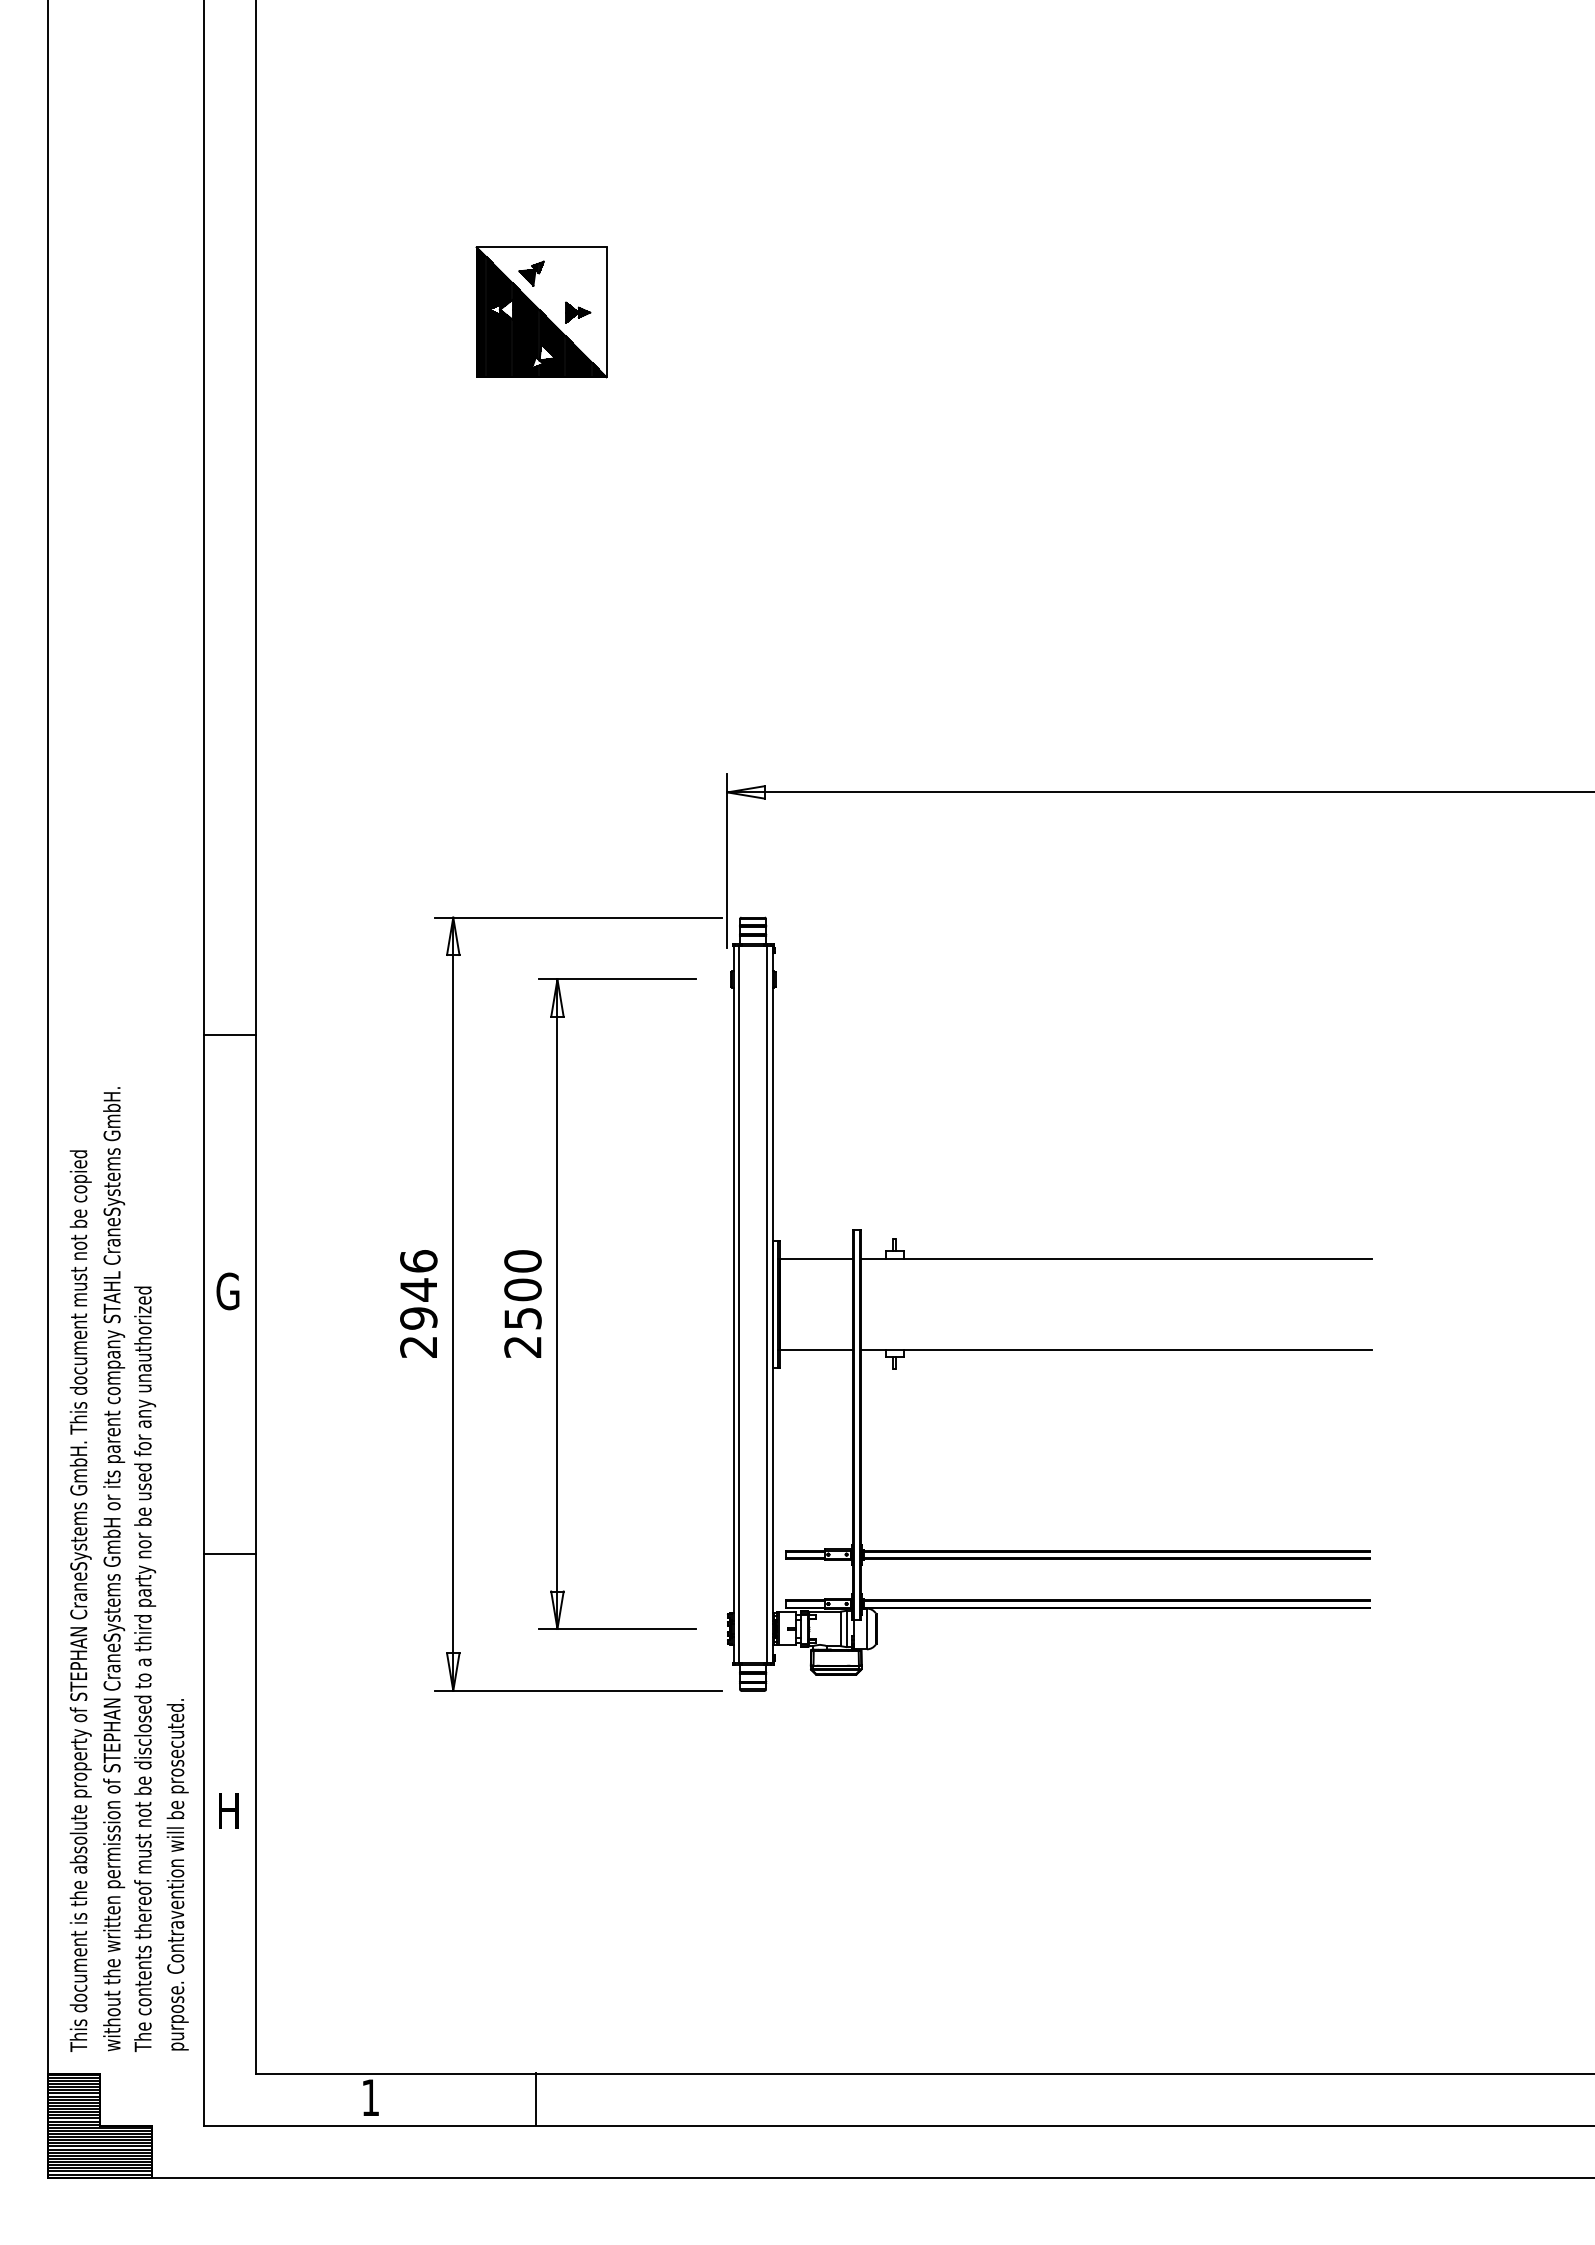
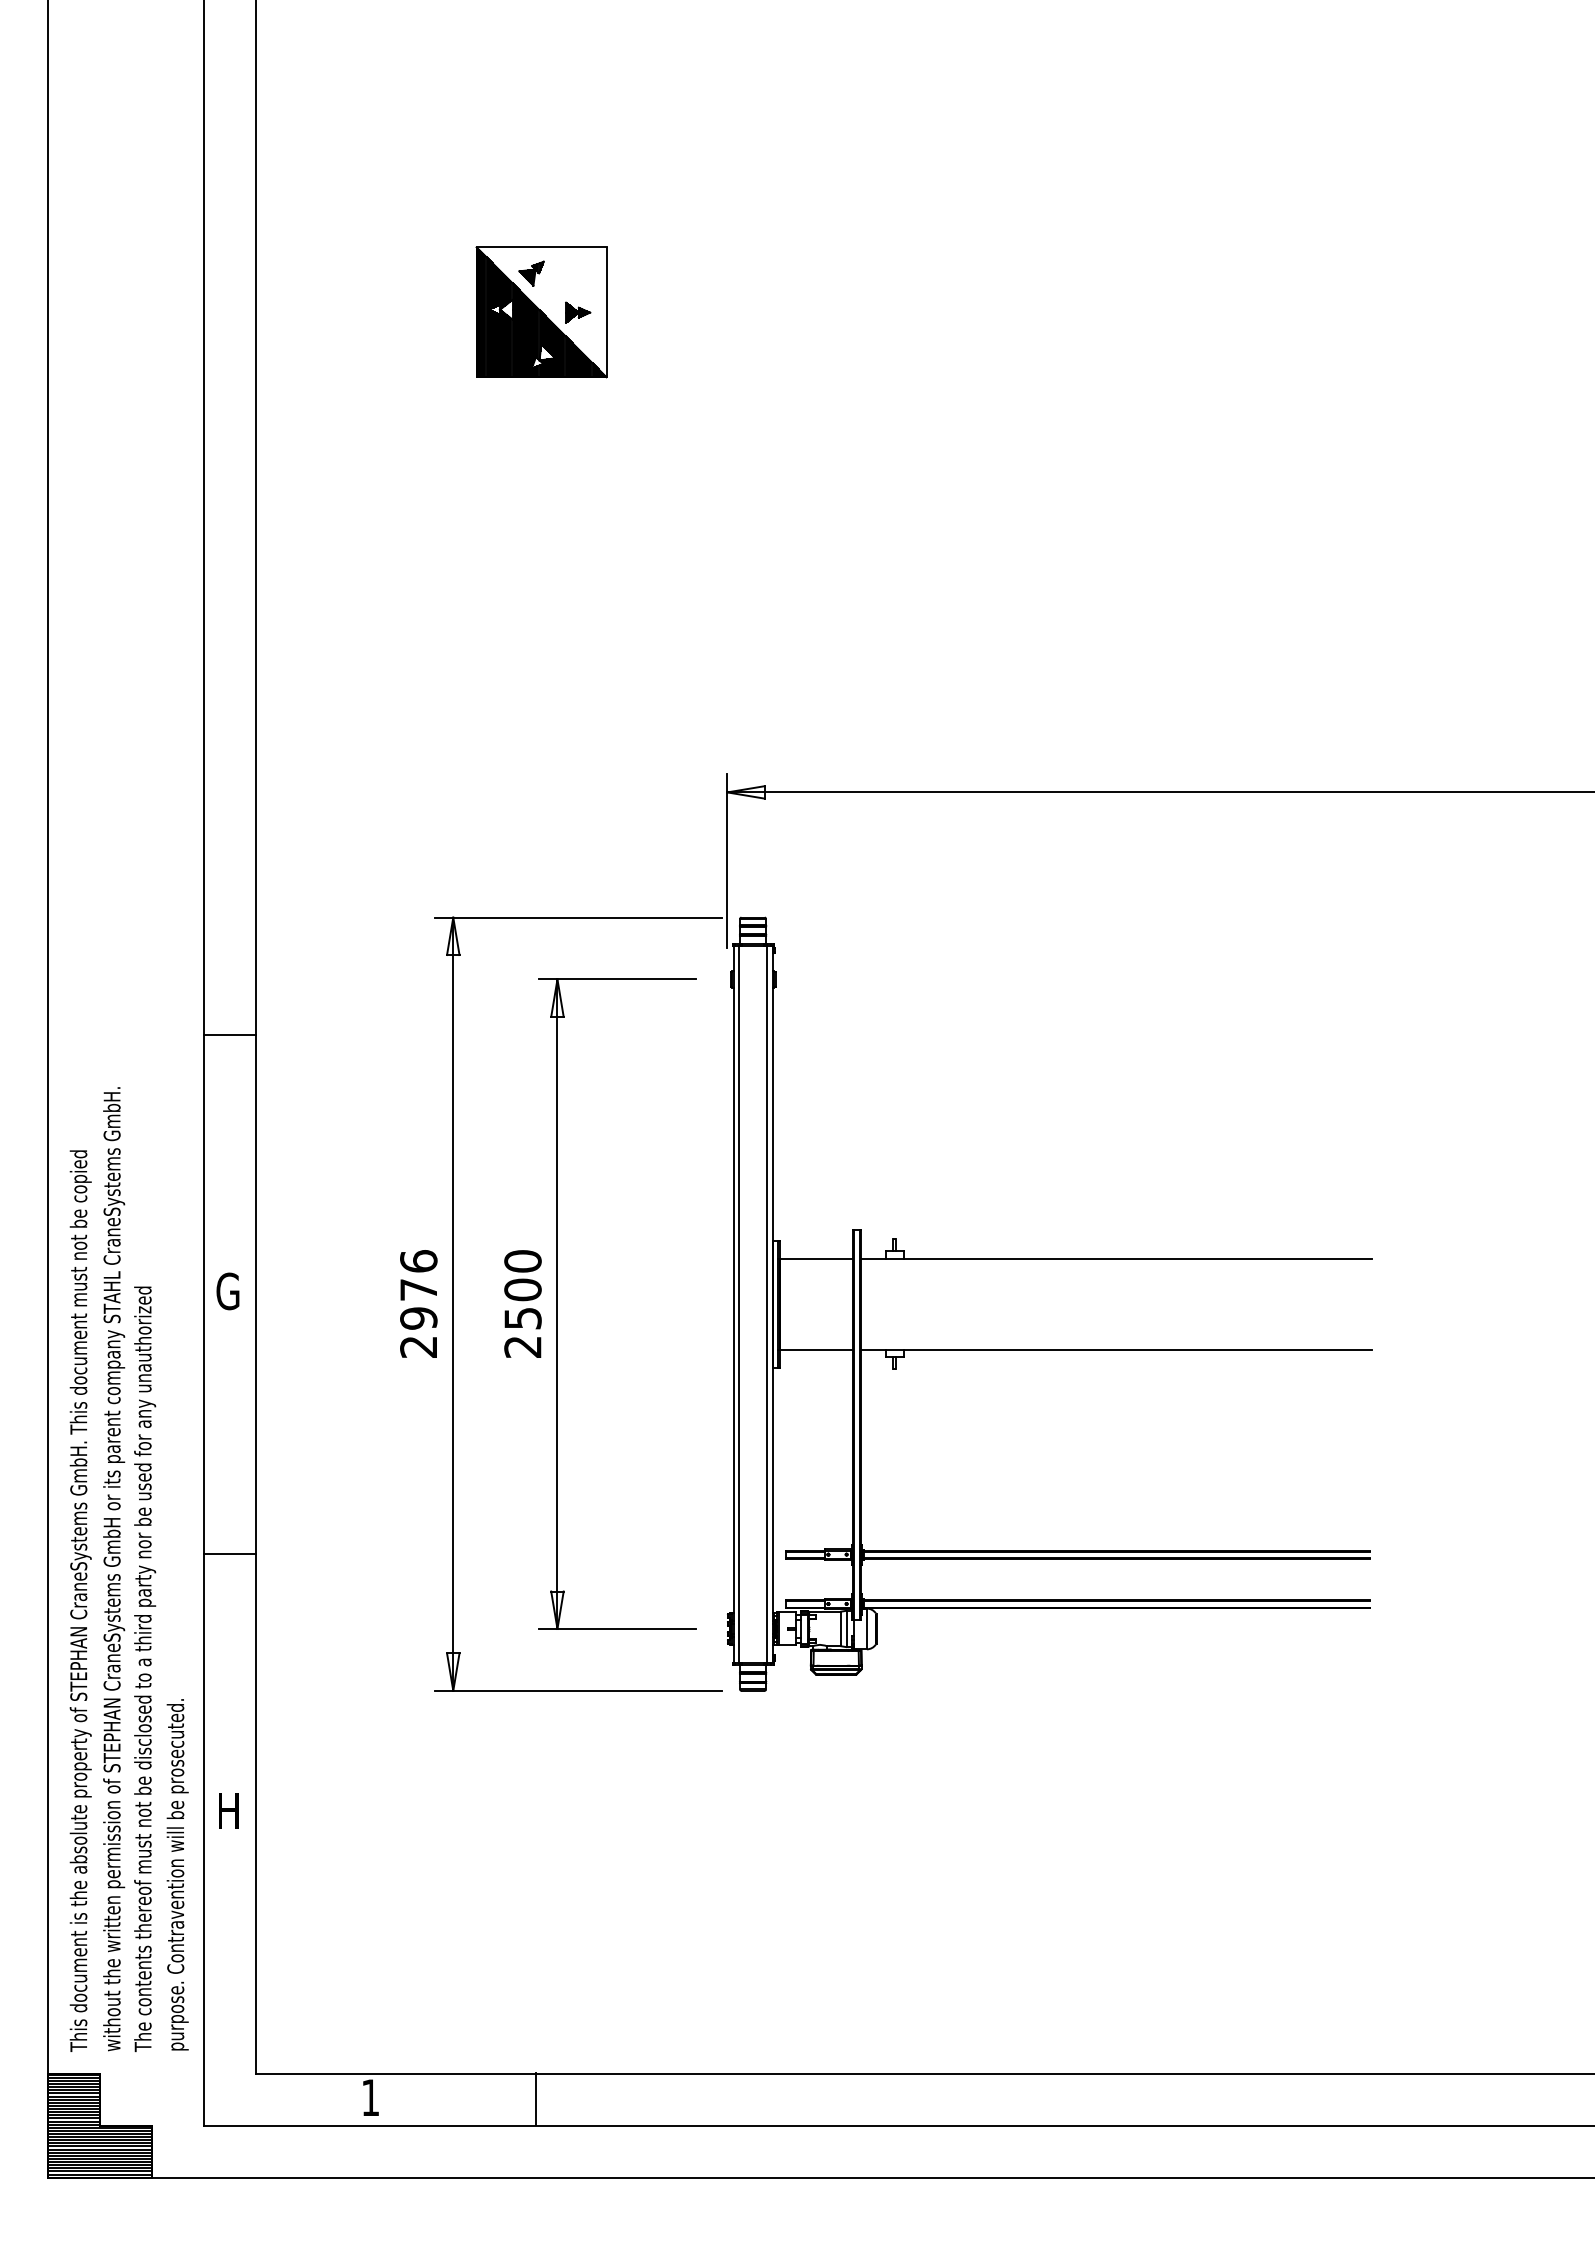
text: 2946 -> 2976 (418, 1289)
